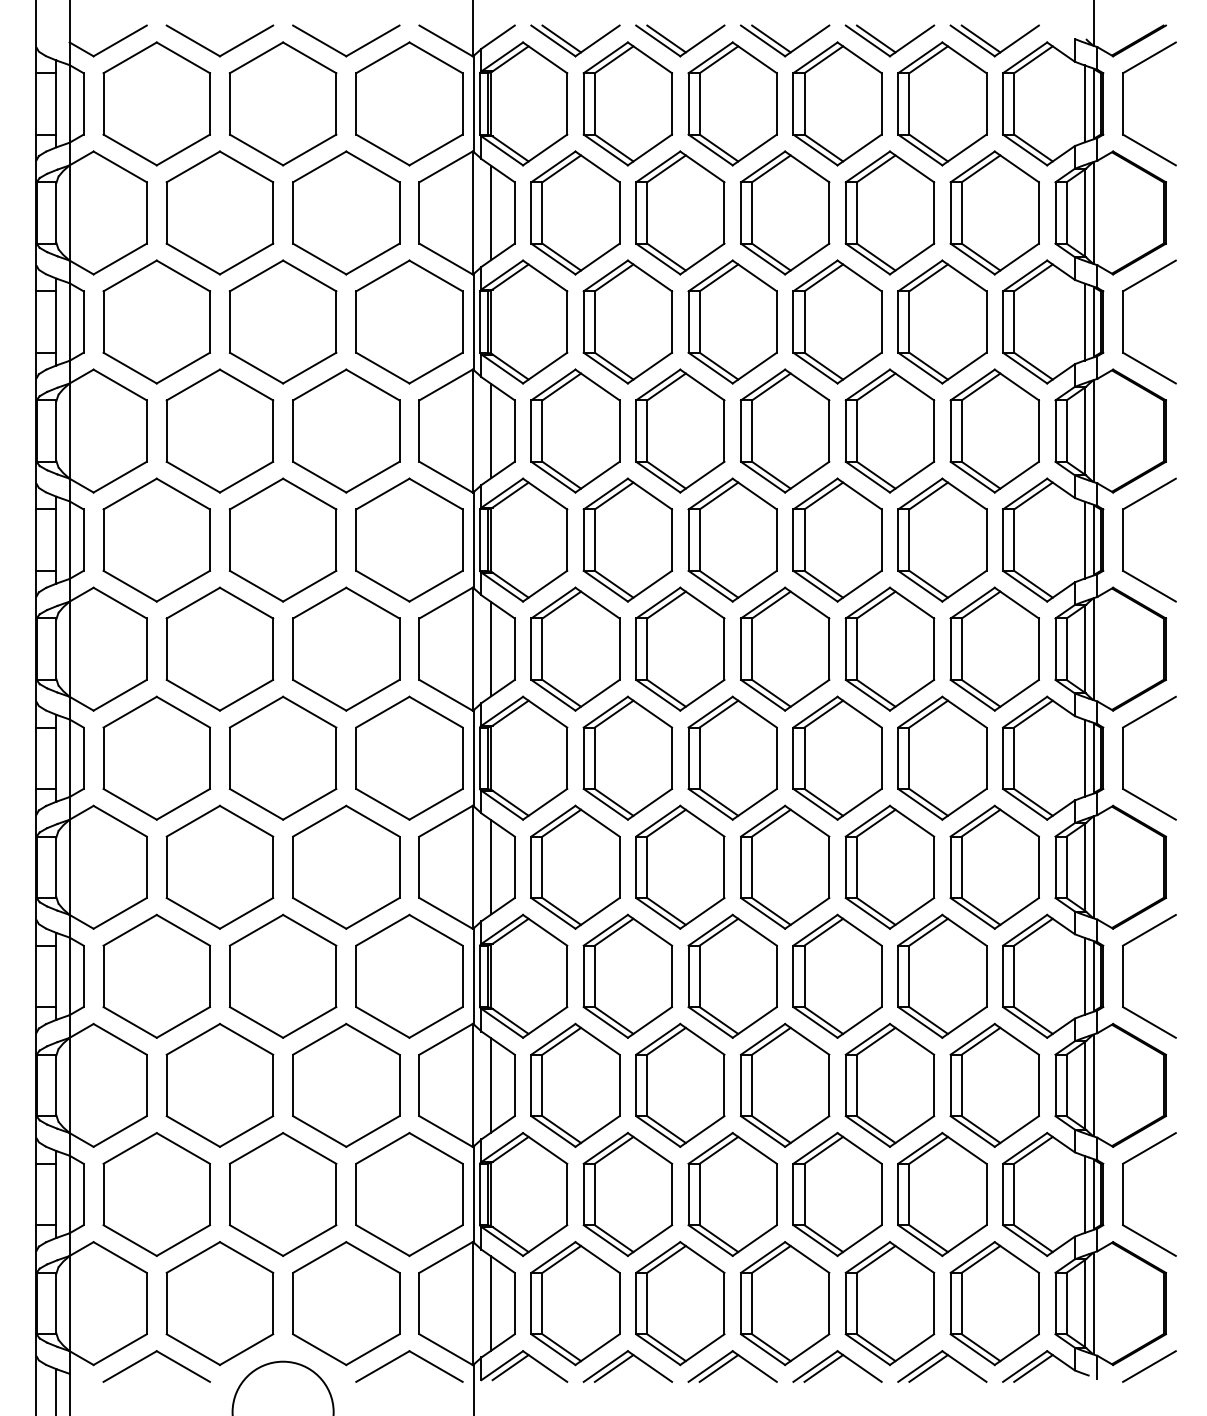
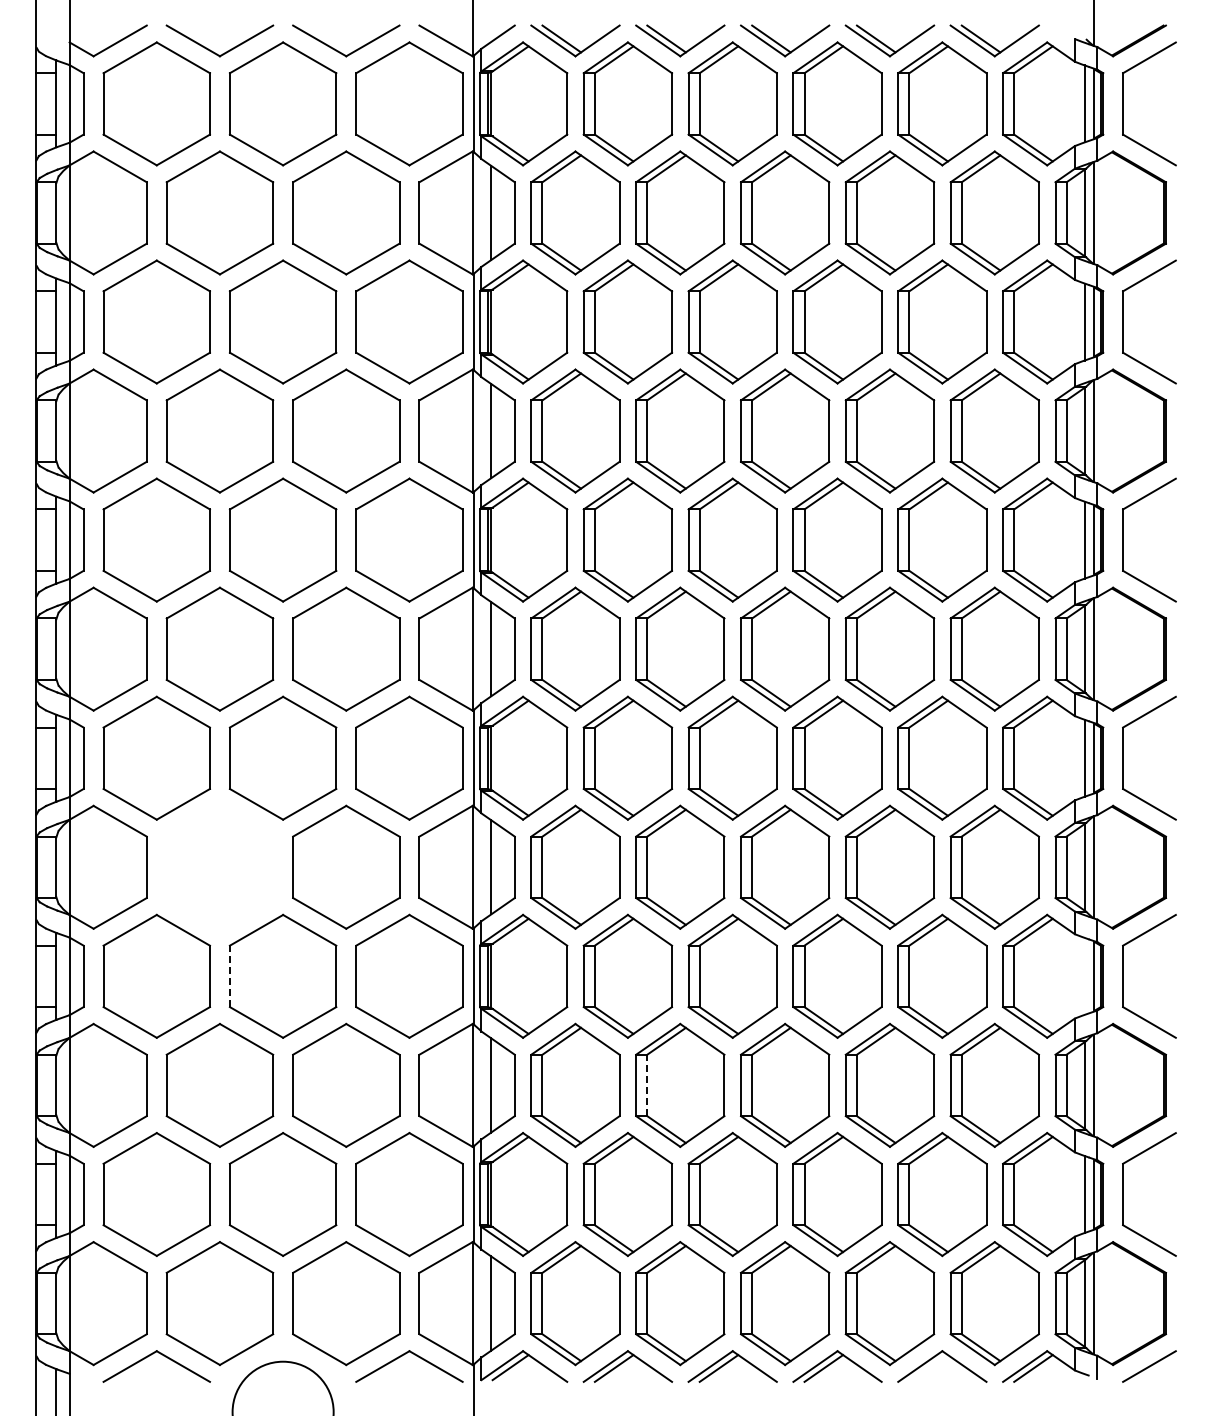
part: present -> none (219, 866)
line: present -> none (1084, 975)
line: solid -> dashed (229, 976)
line: solid -> dashed (647, 1085)
line: present -> none (928, 1368)
